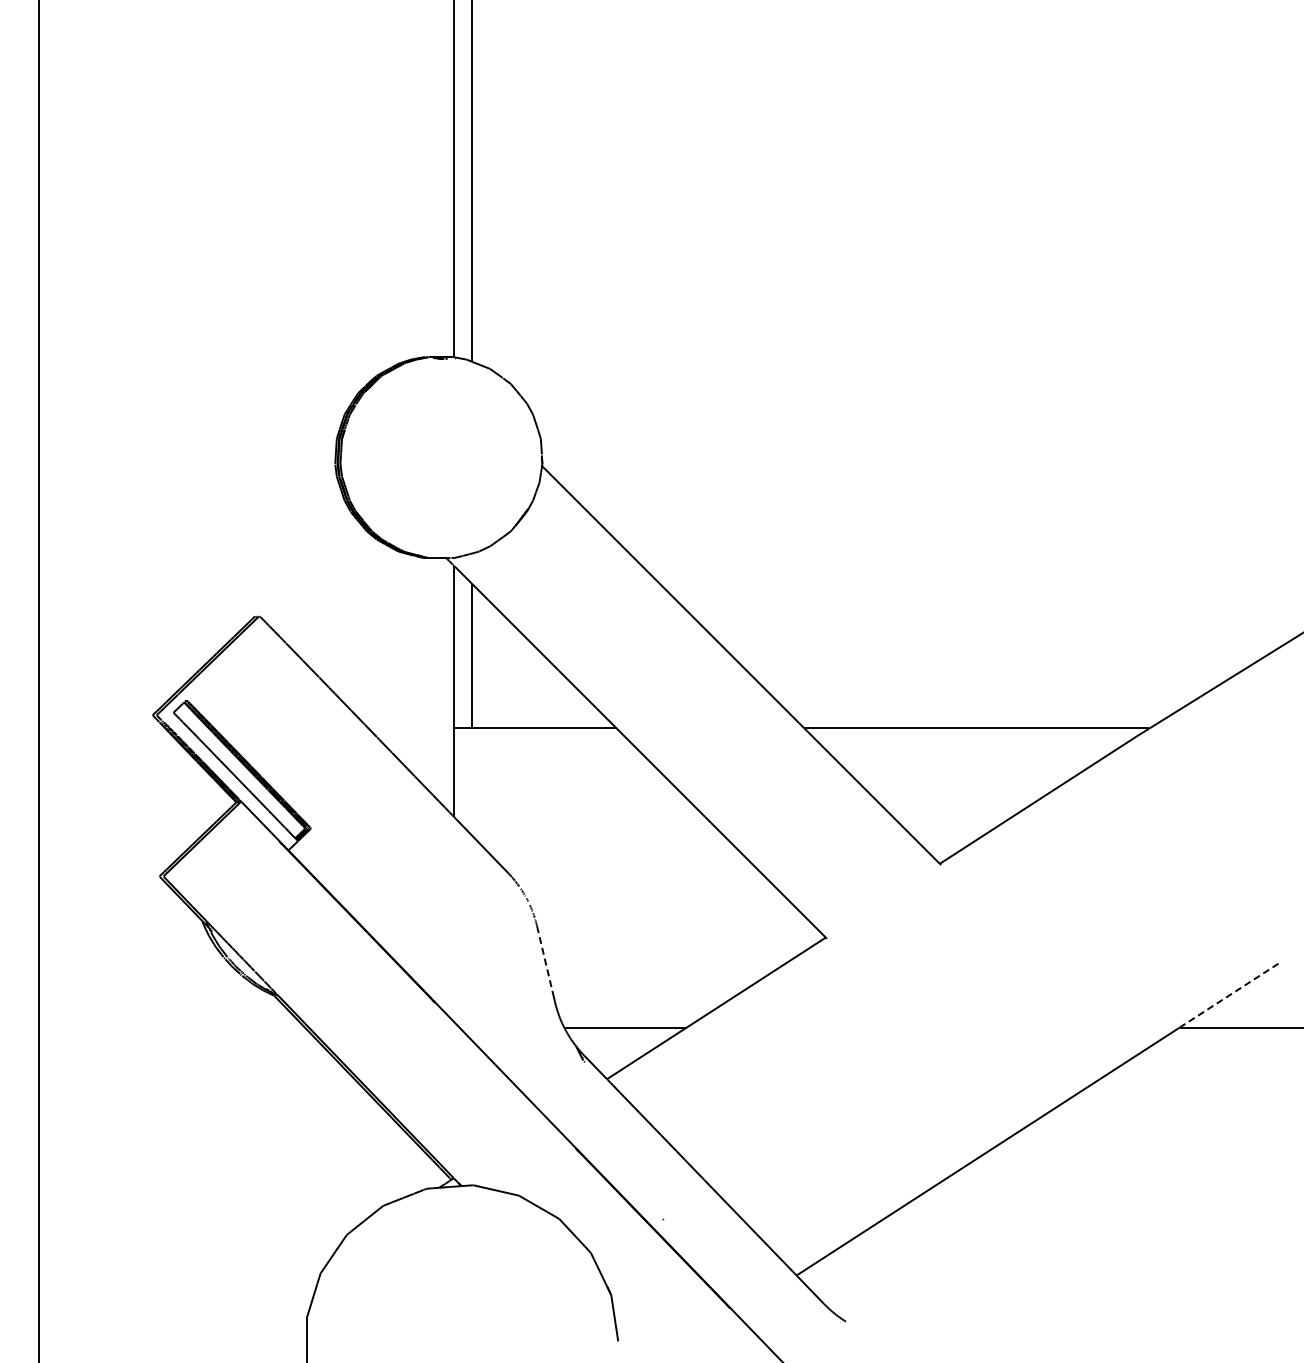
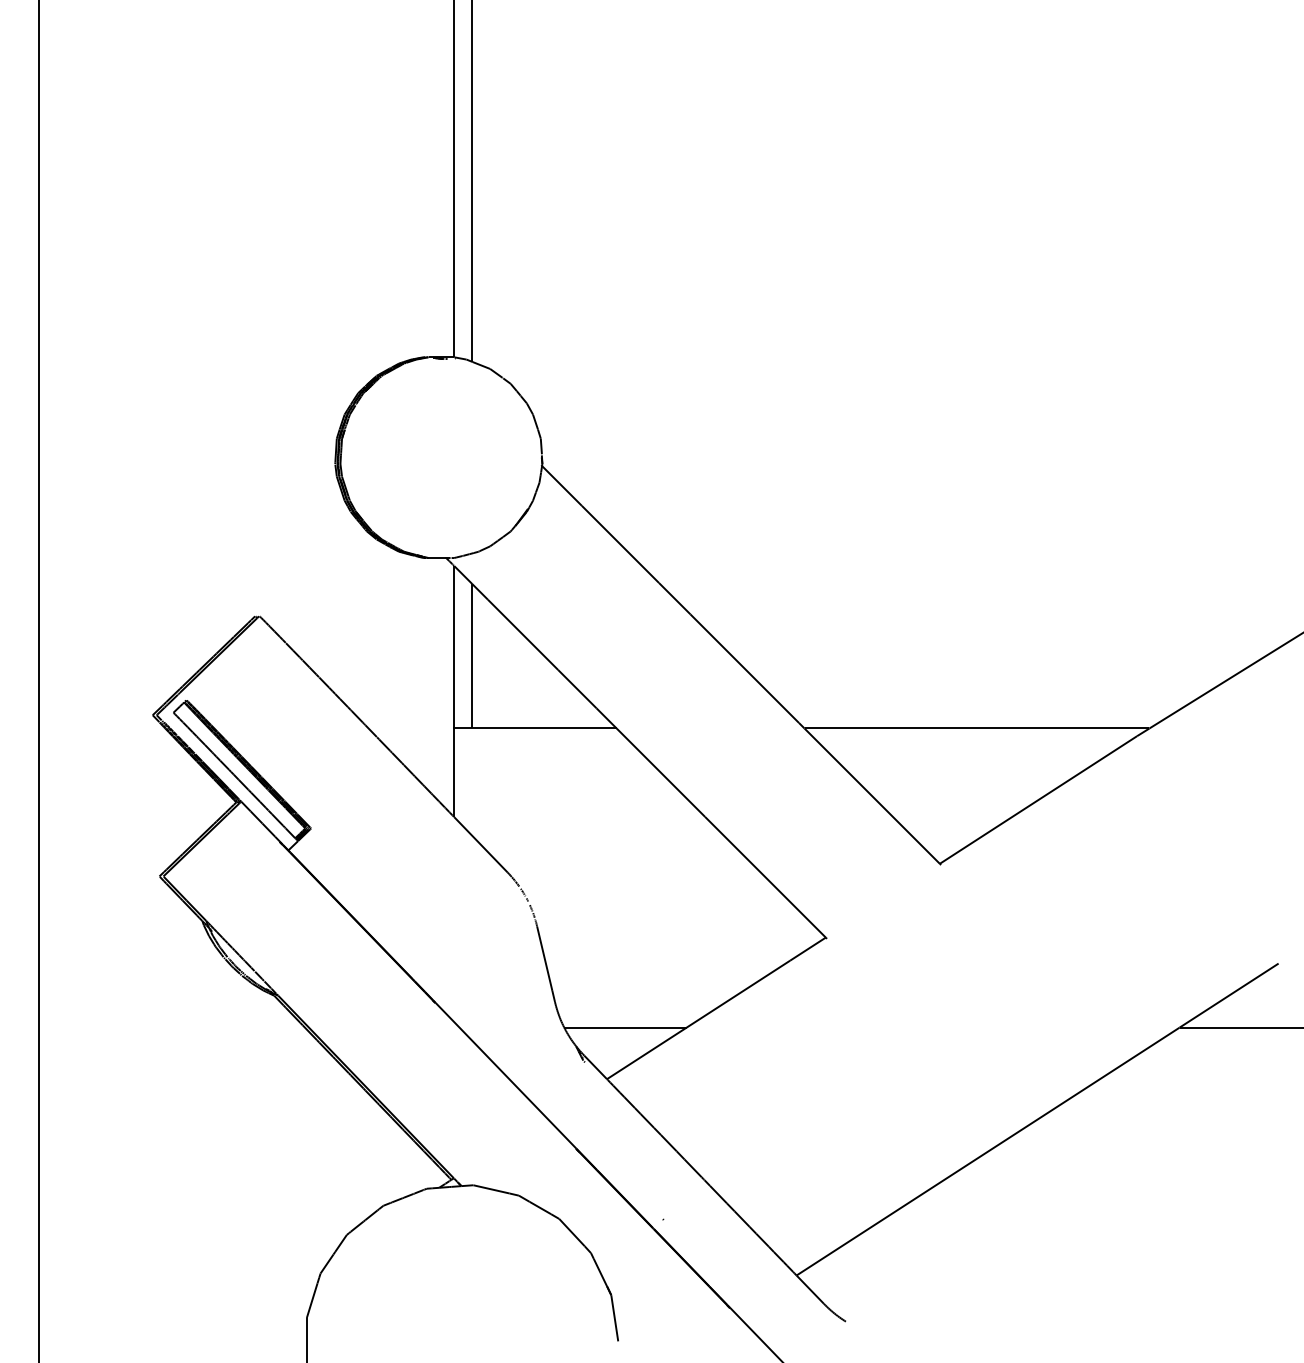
line: dashed -> solid (544, 959)
line: dashed -> solid (1229, 995)
